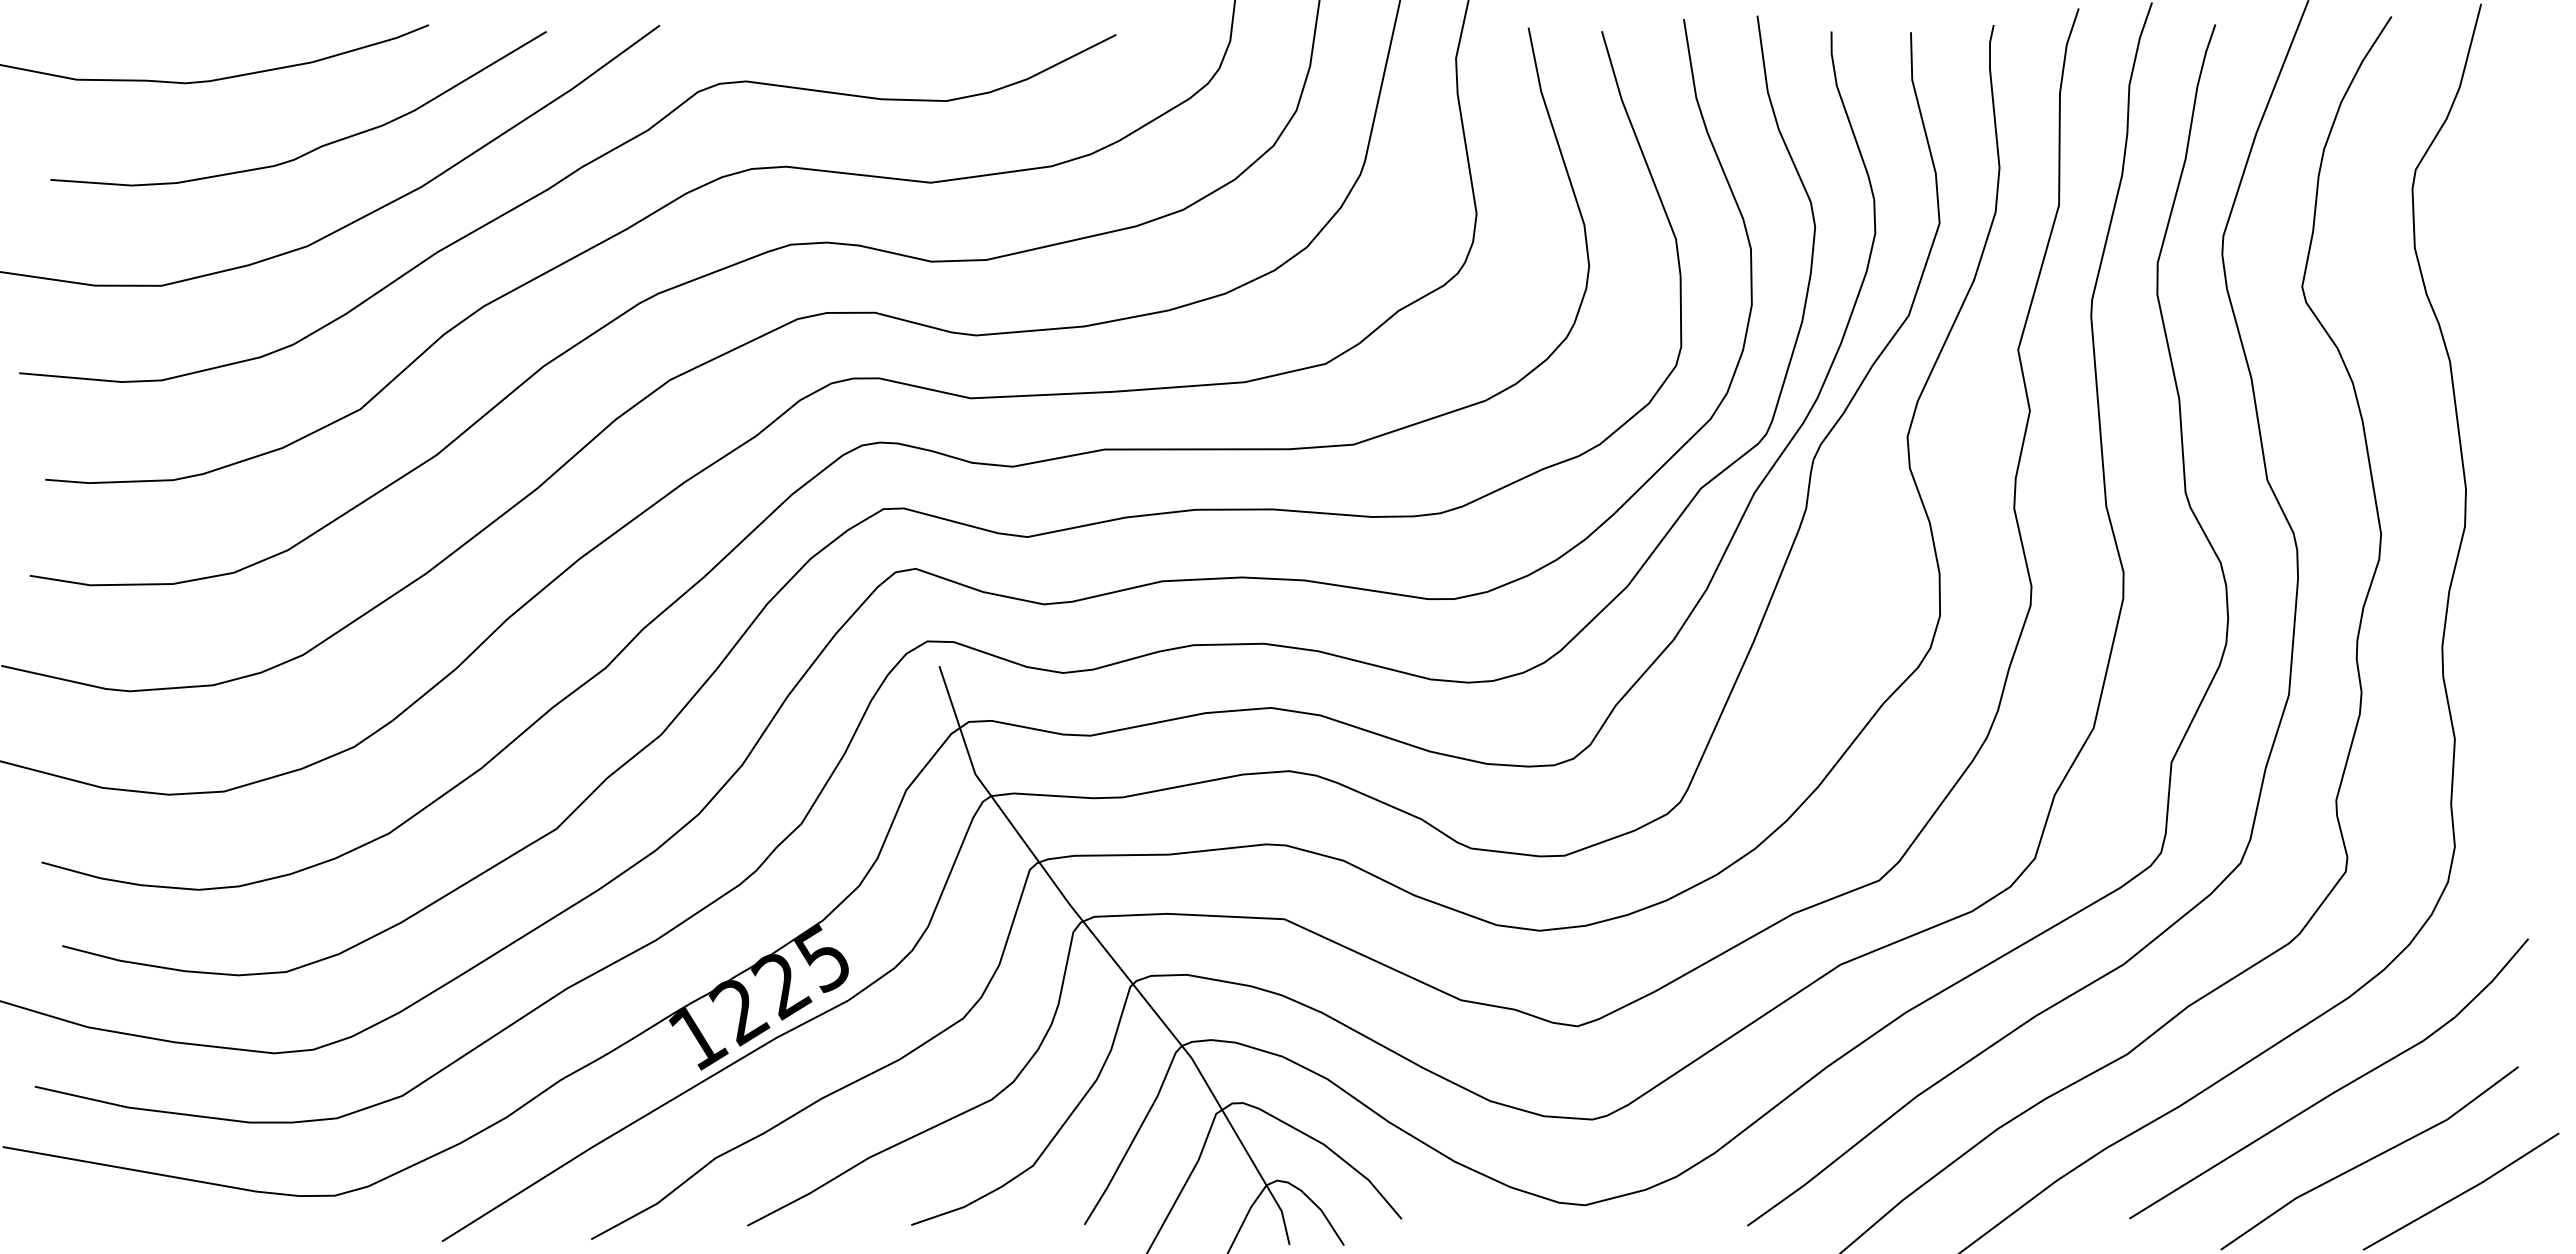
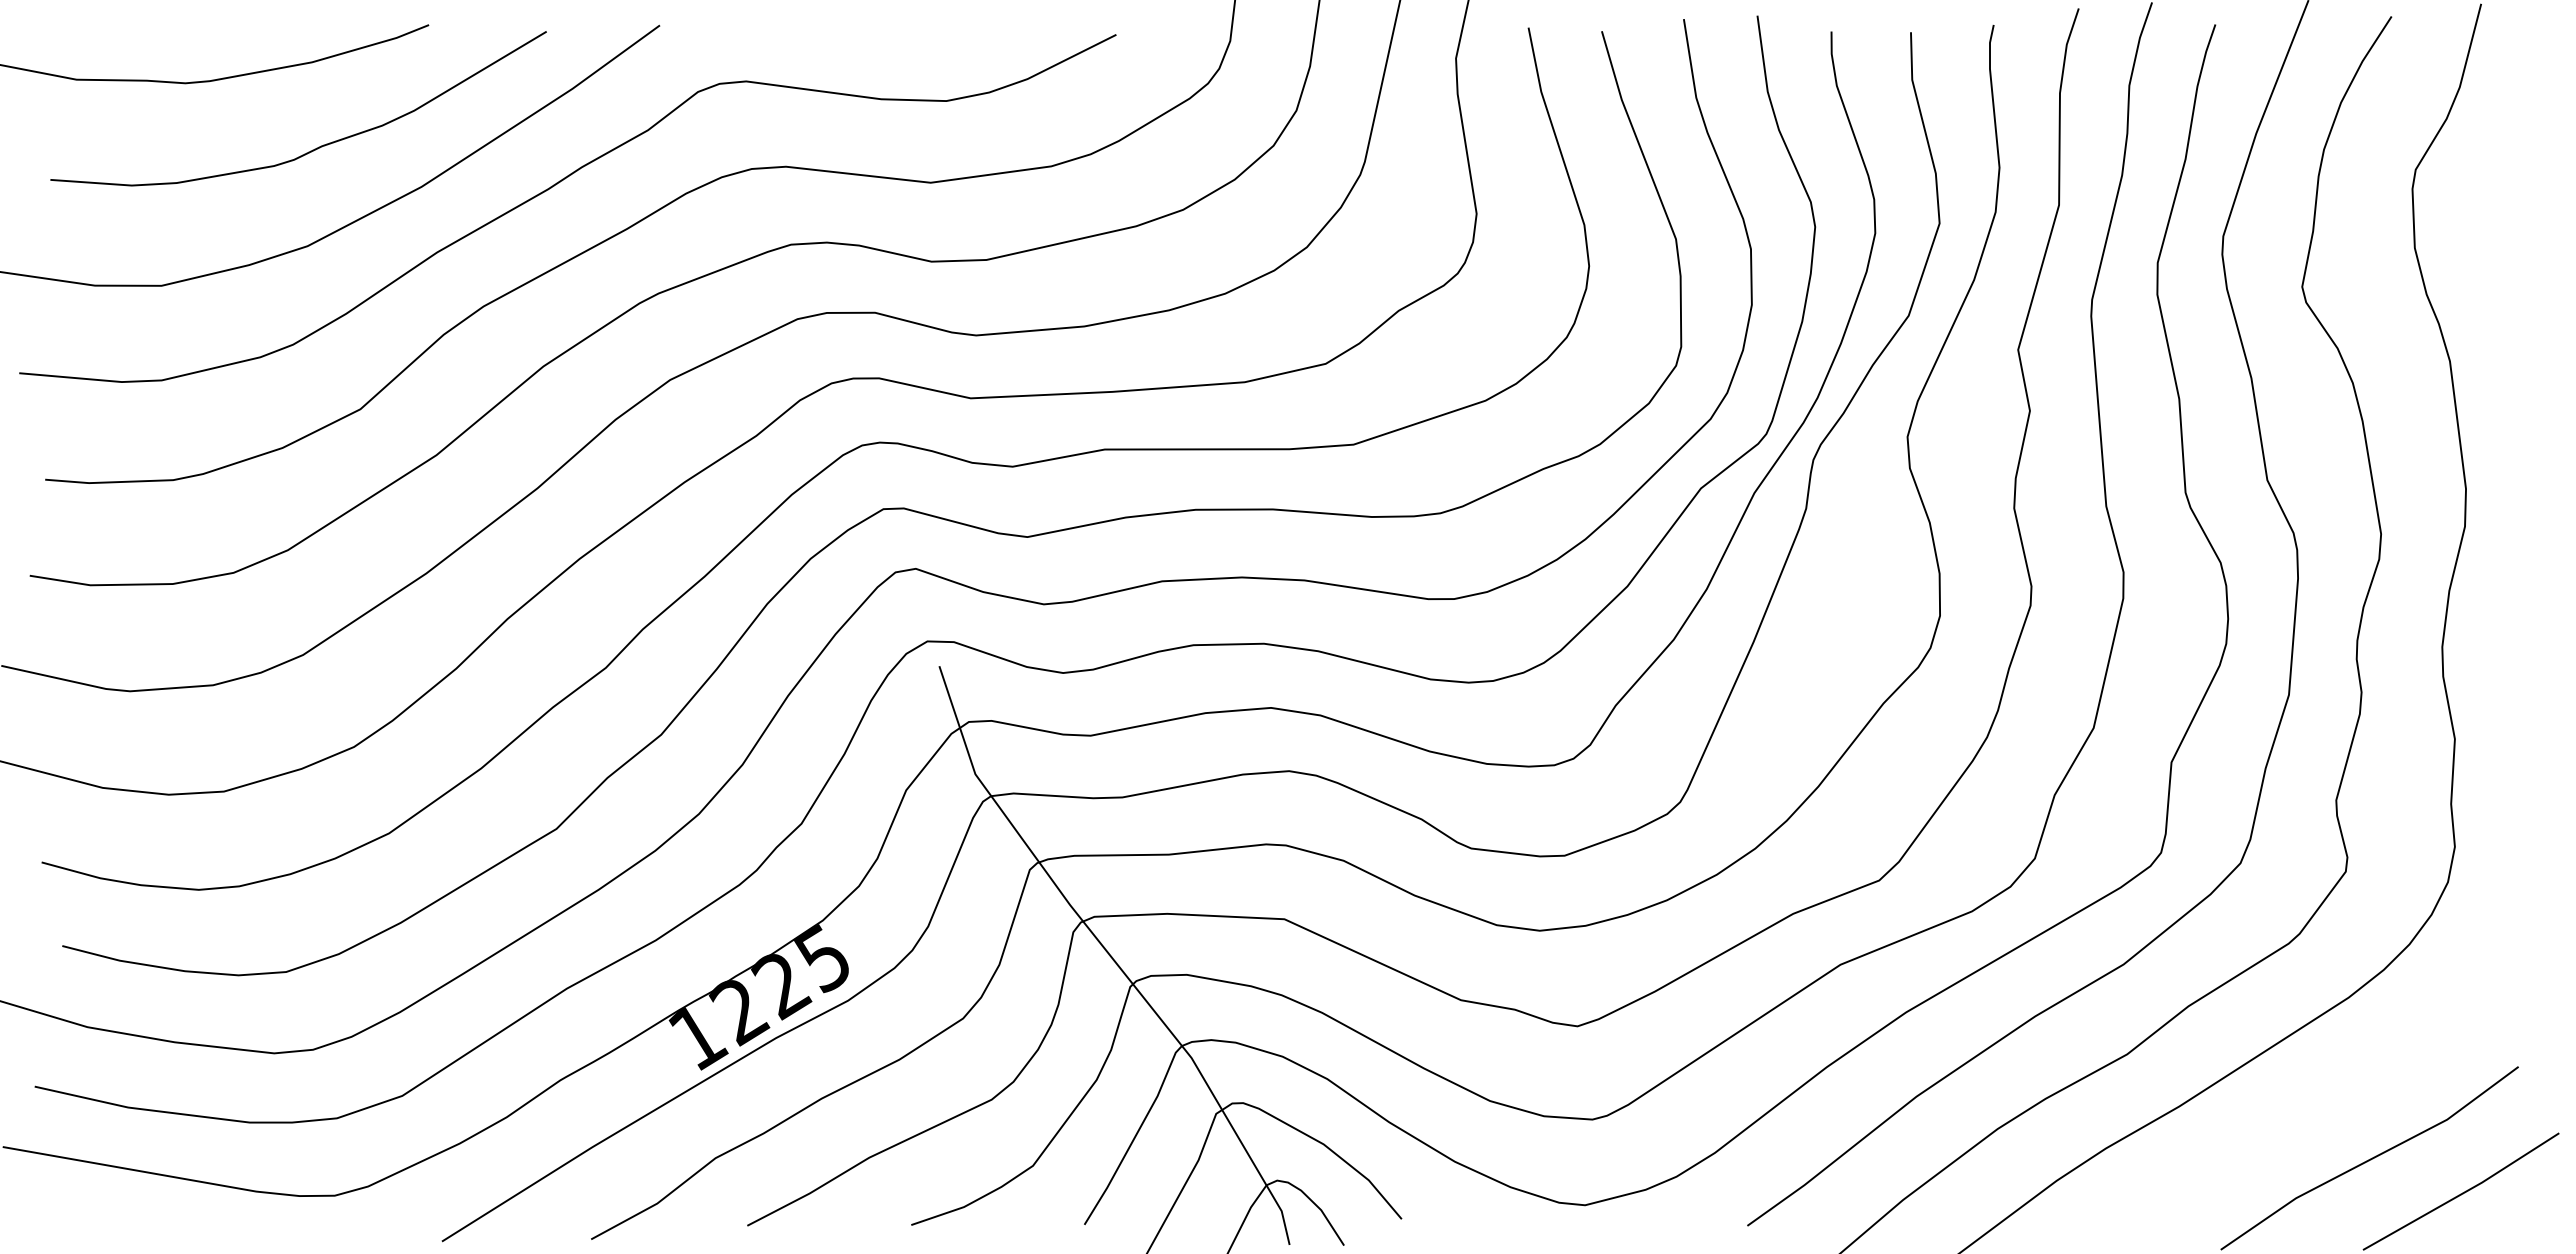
curve: present -> none (2335, 1090)
